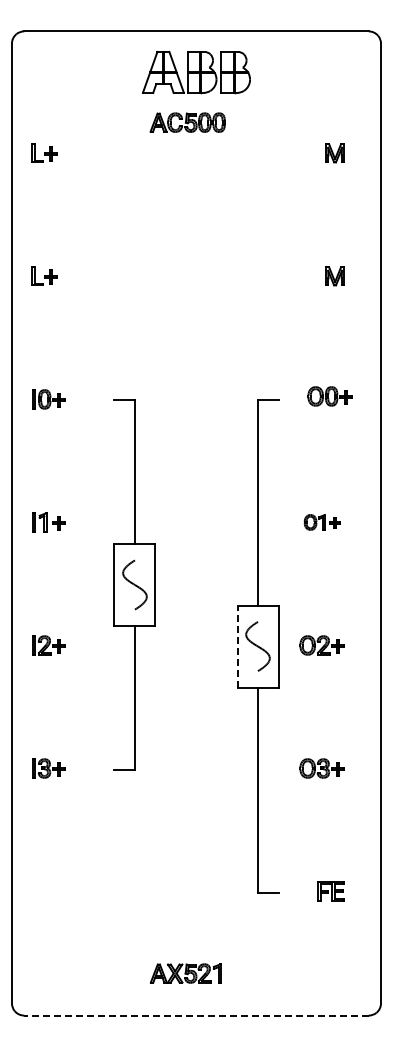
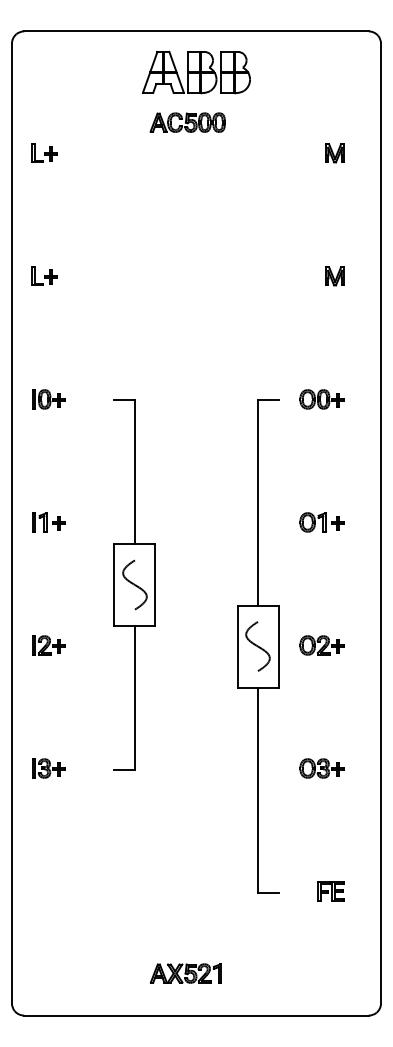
part position: (329, 396) -> (321, 399) (321, 399)
part size: 38x17 px -> 46x21 px (321, 522)
line: dashed -> solid (237, 646)
line: dashed -> solid (195, 1015)
